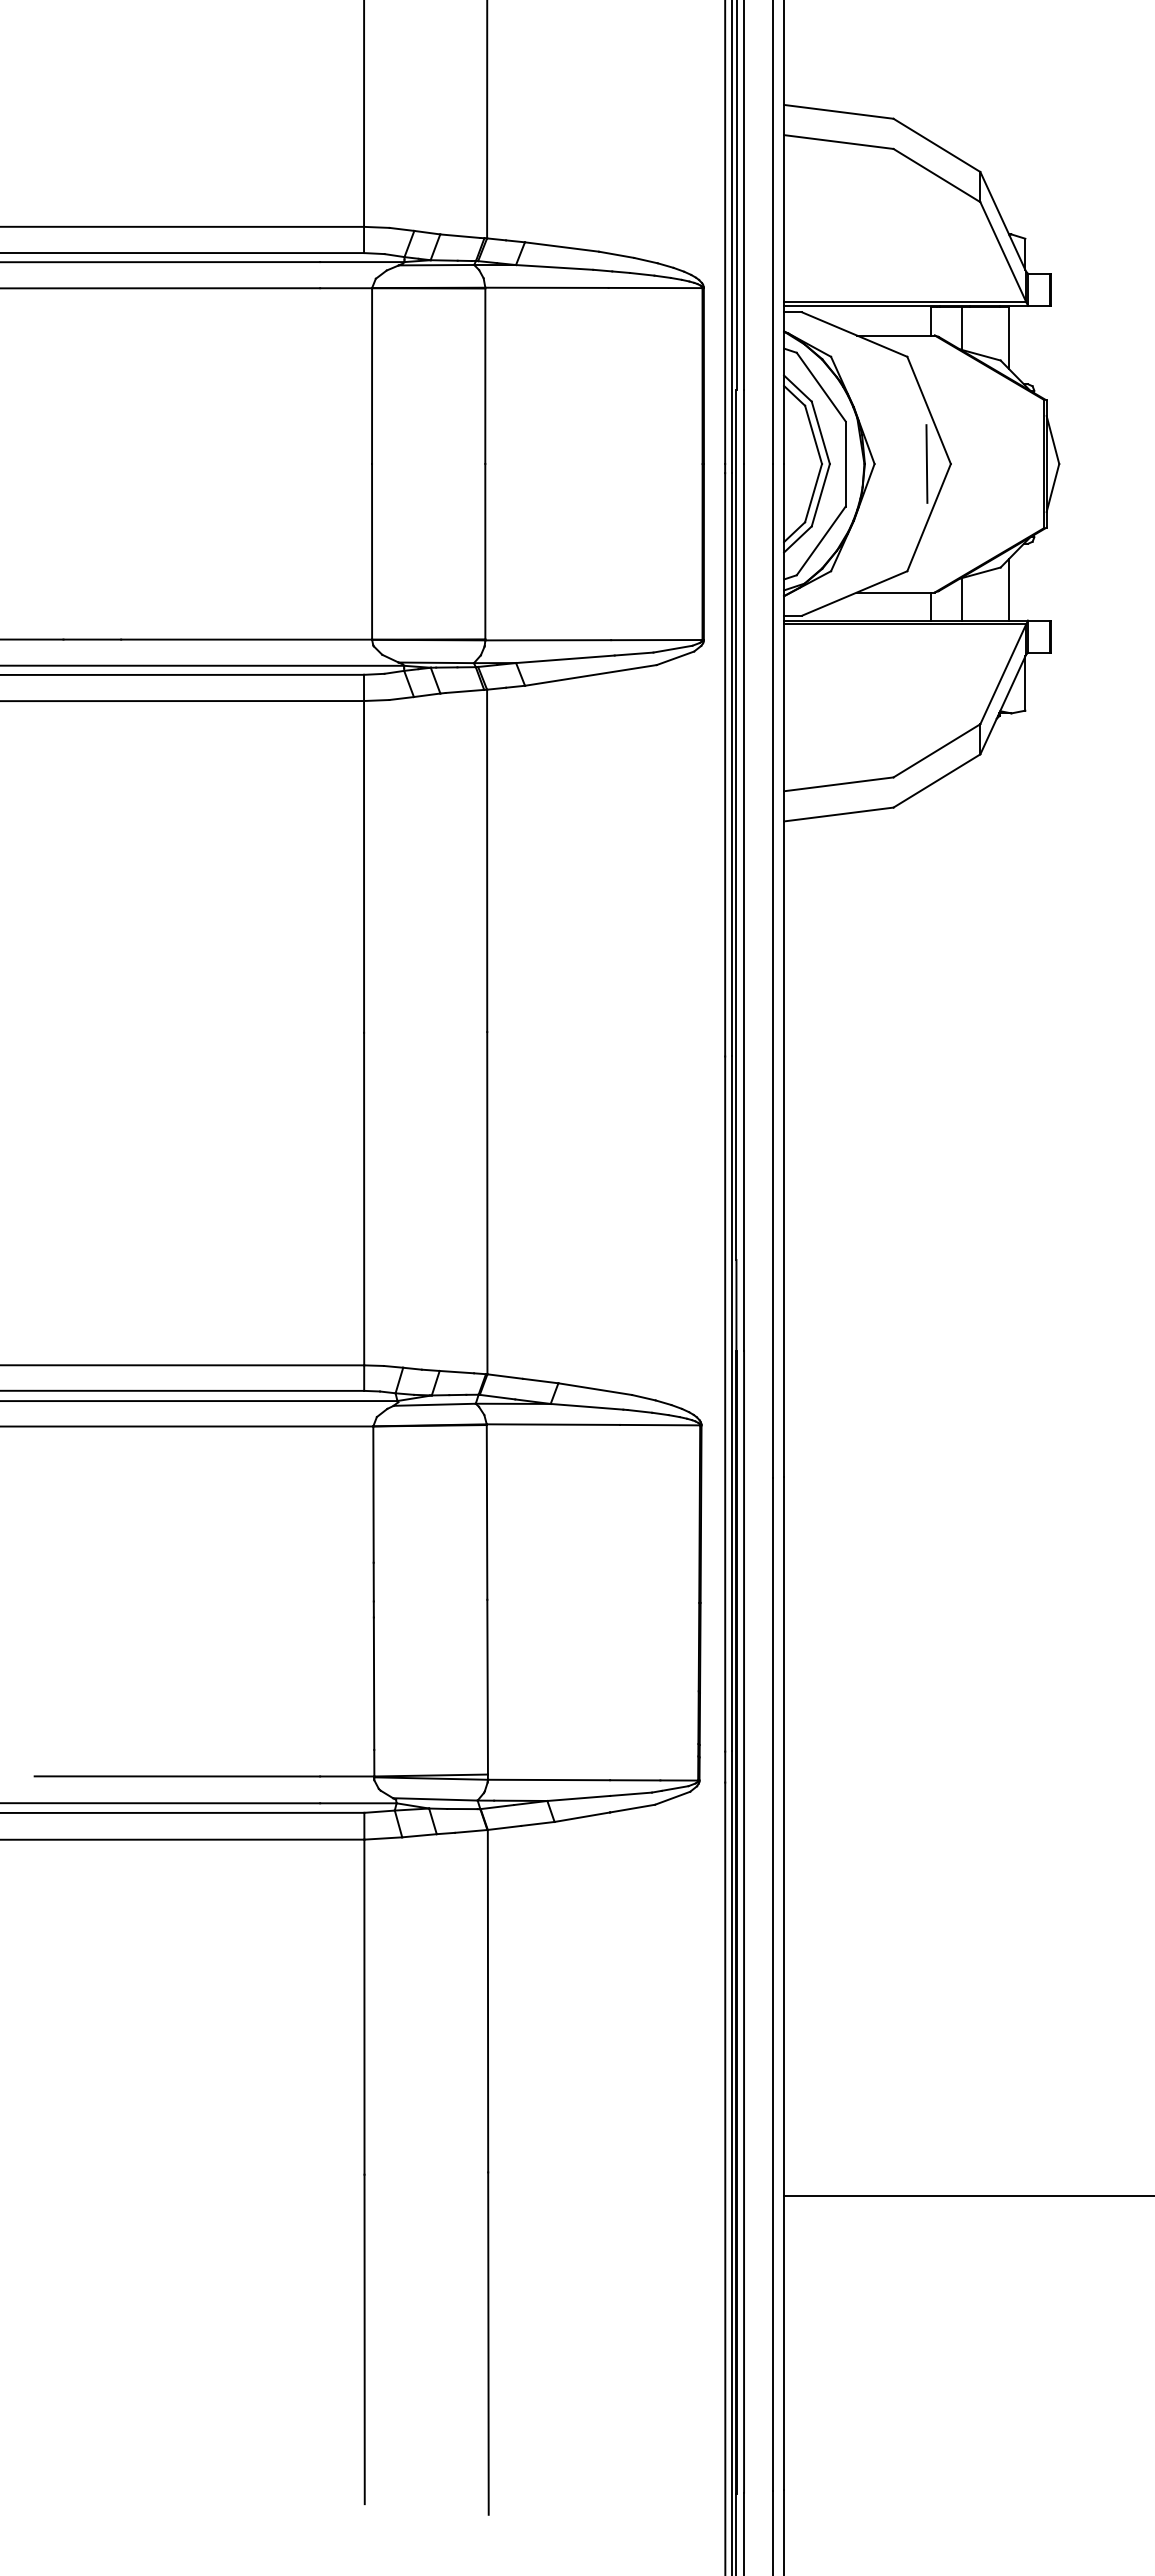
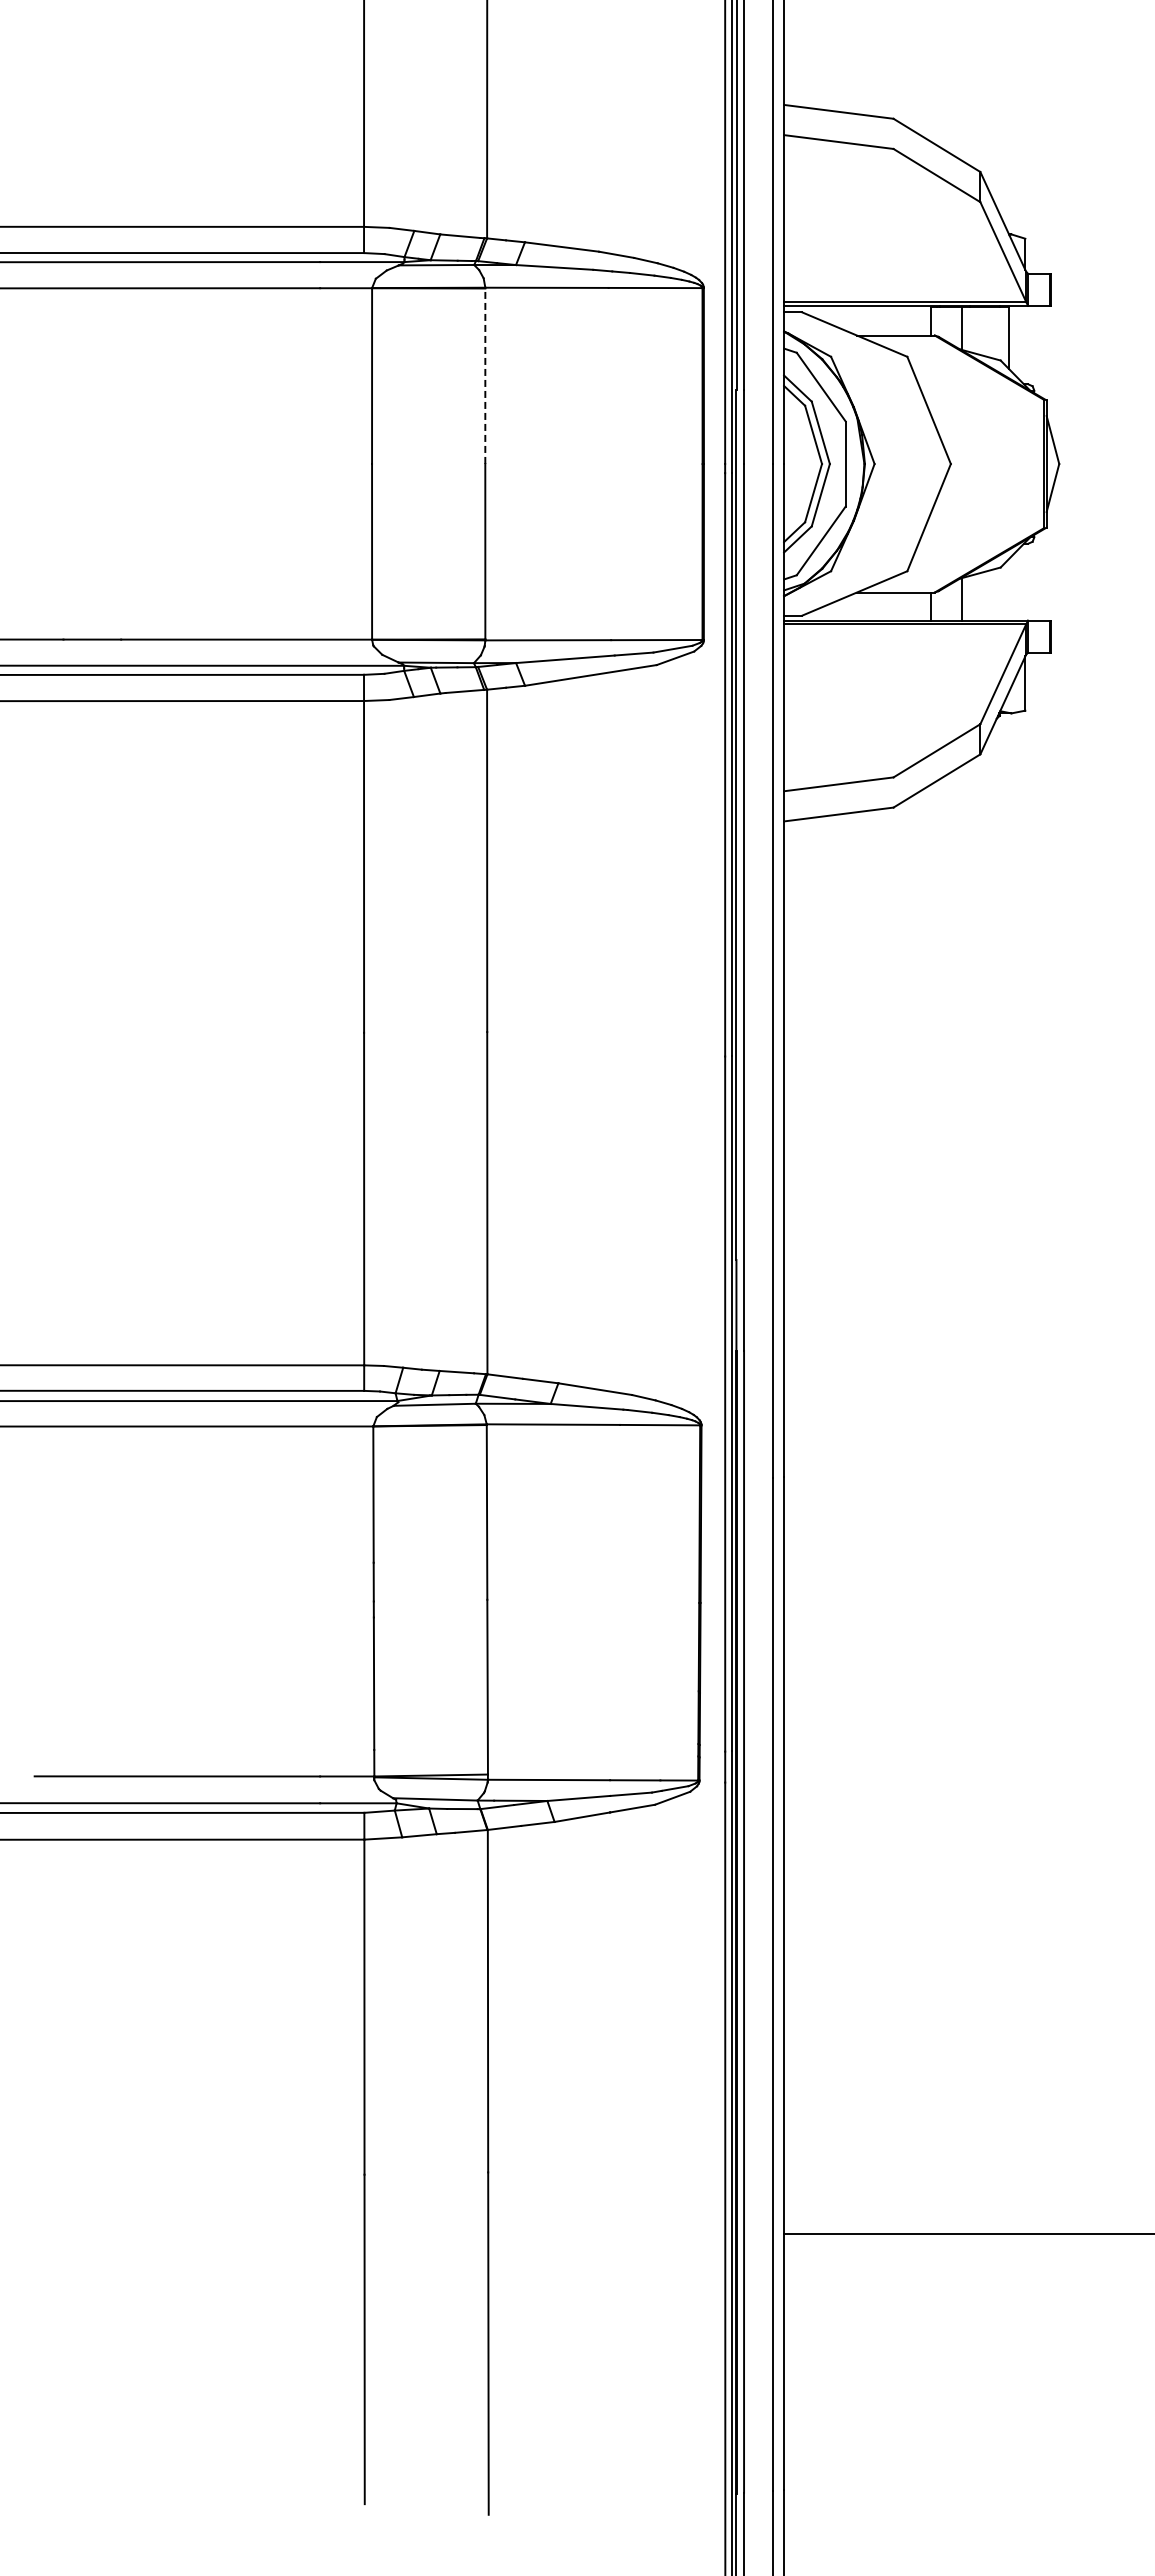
line: solid -> dashed (485, 376)
line: present -> none (926, 463)
line: present -> none (1008, 589)
line position: (967, 2196) -> (967, 2234) (967, 2234)
